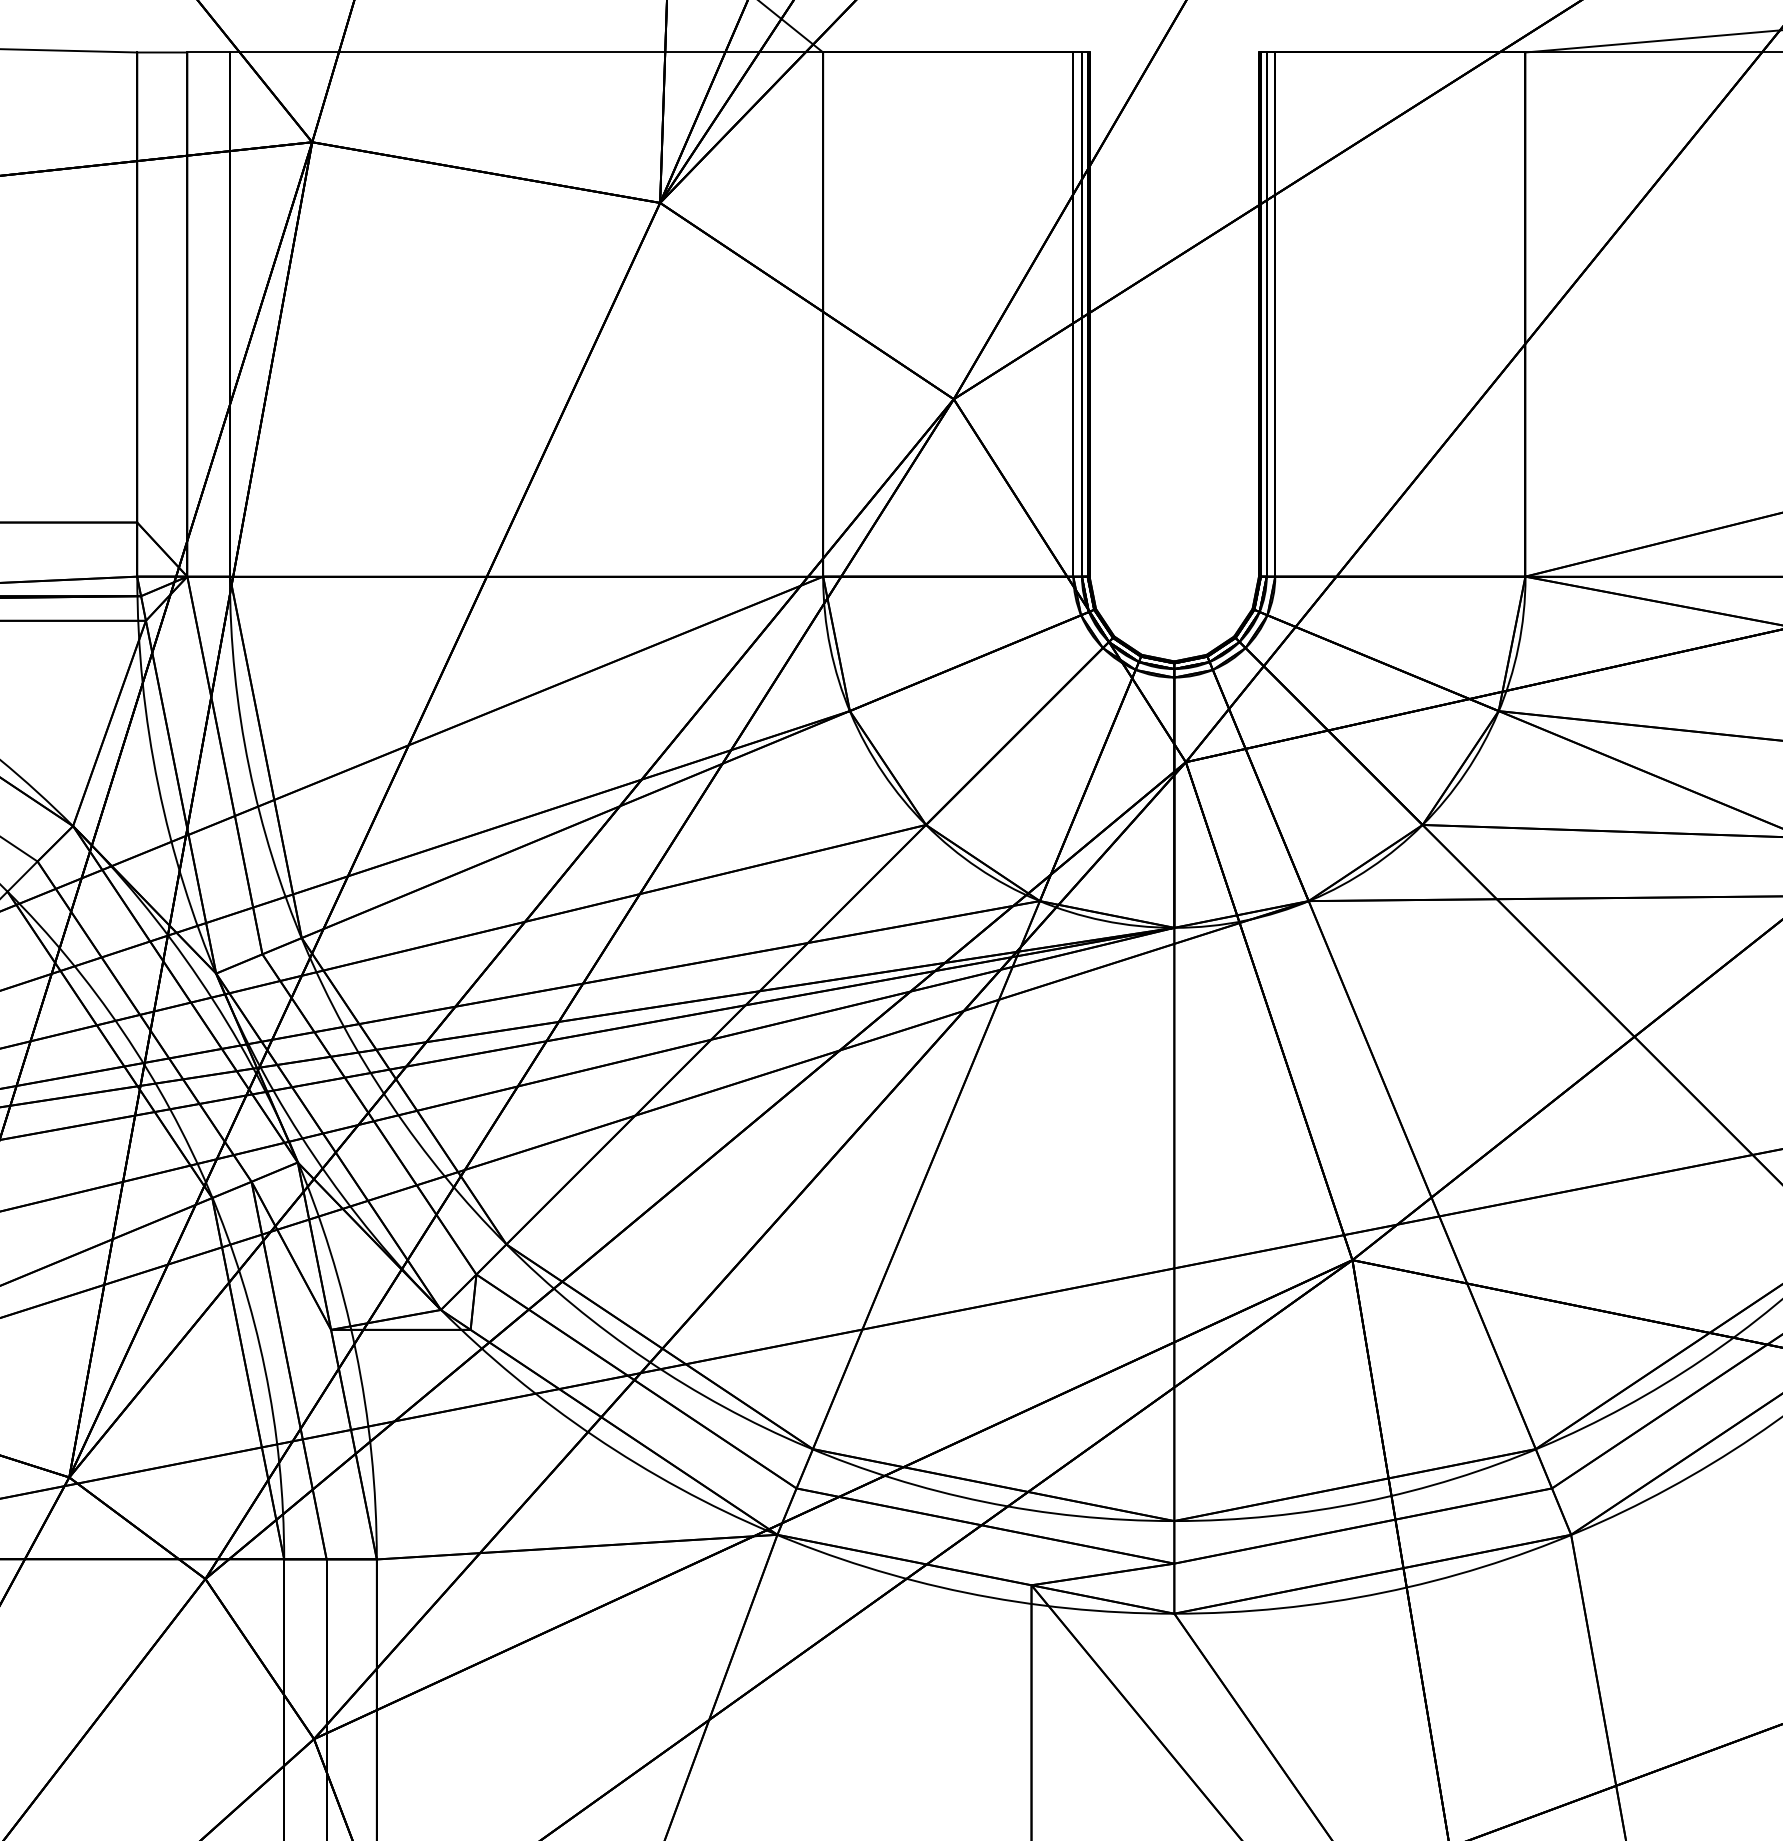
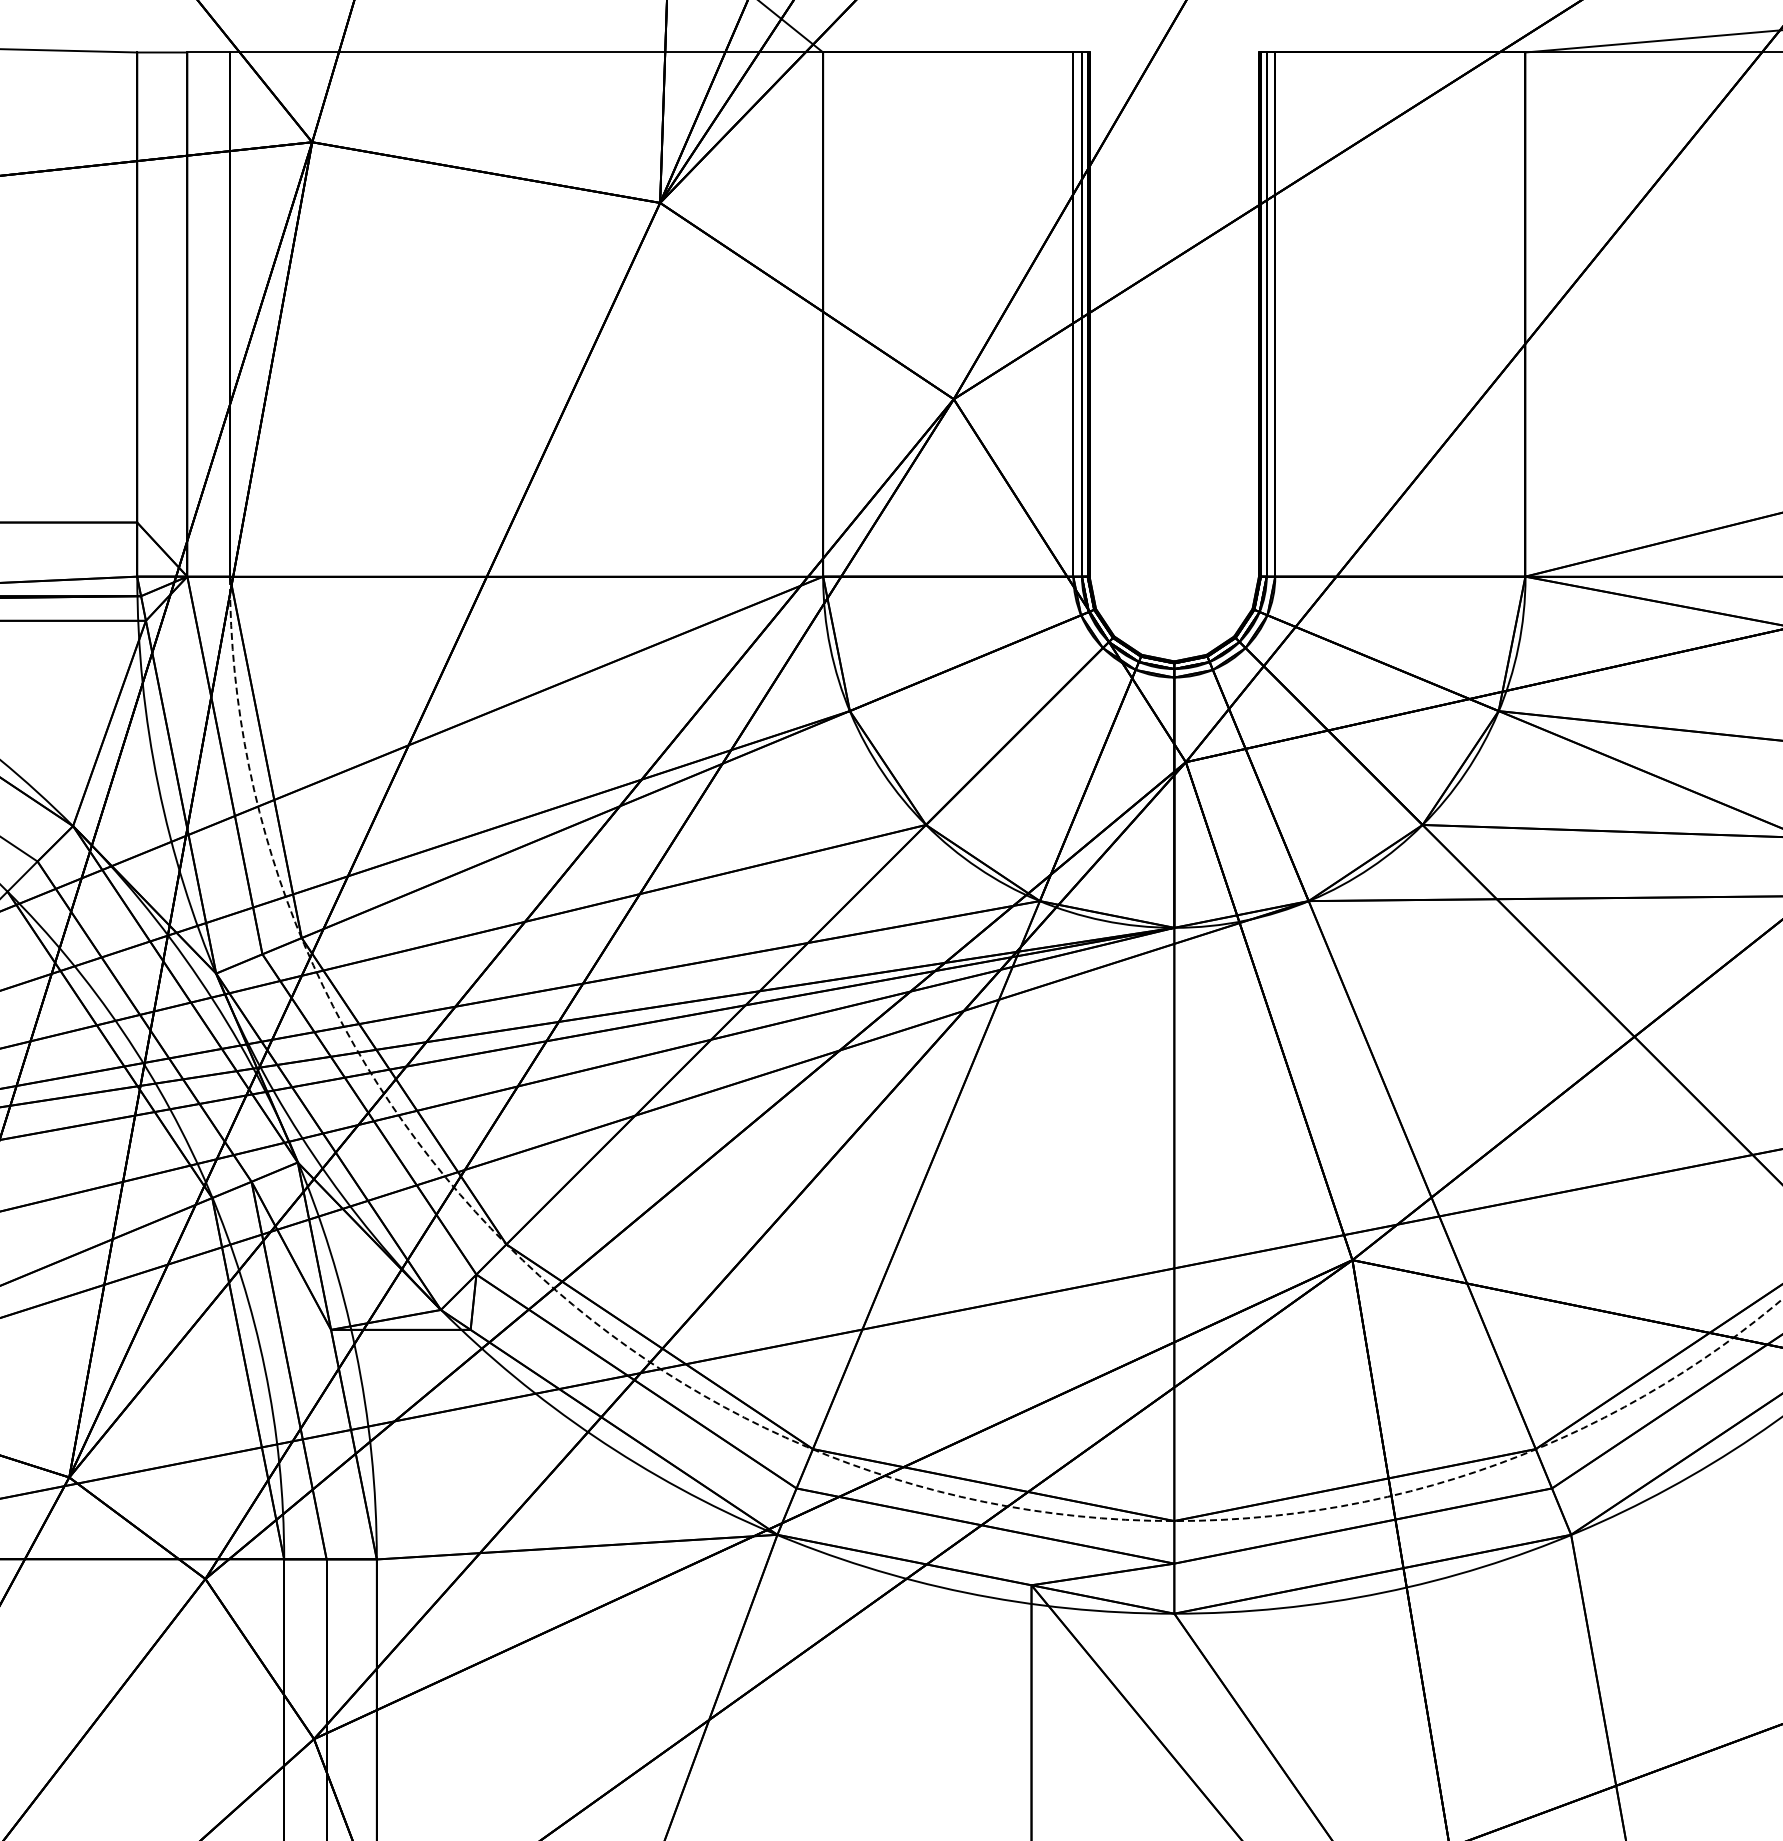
arc: solid -> dashed (777, 1433)
